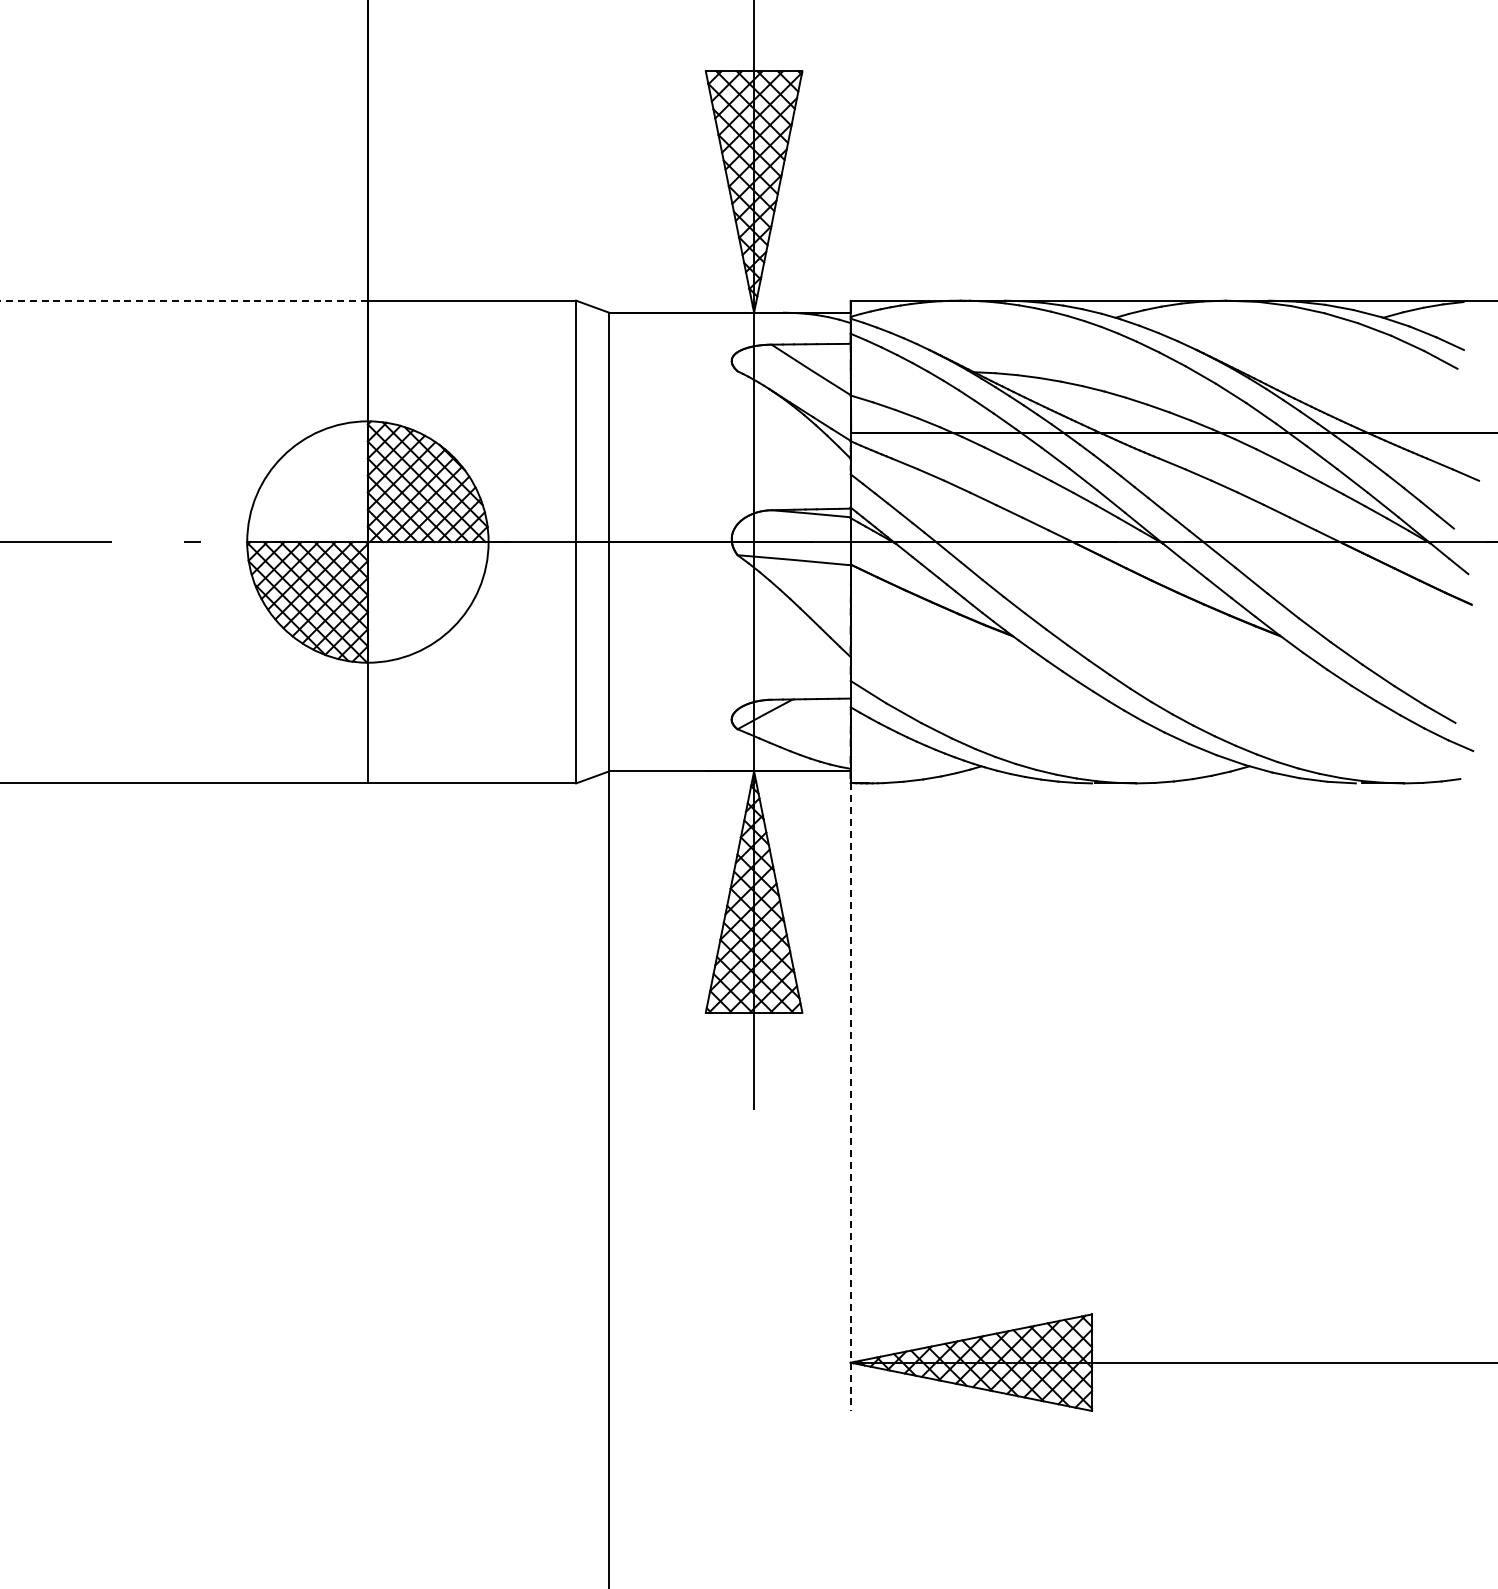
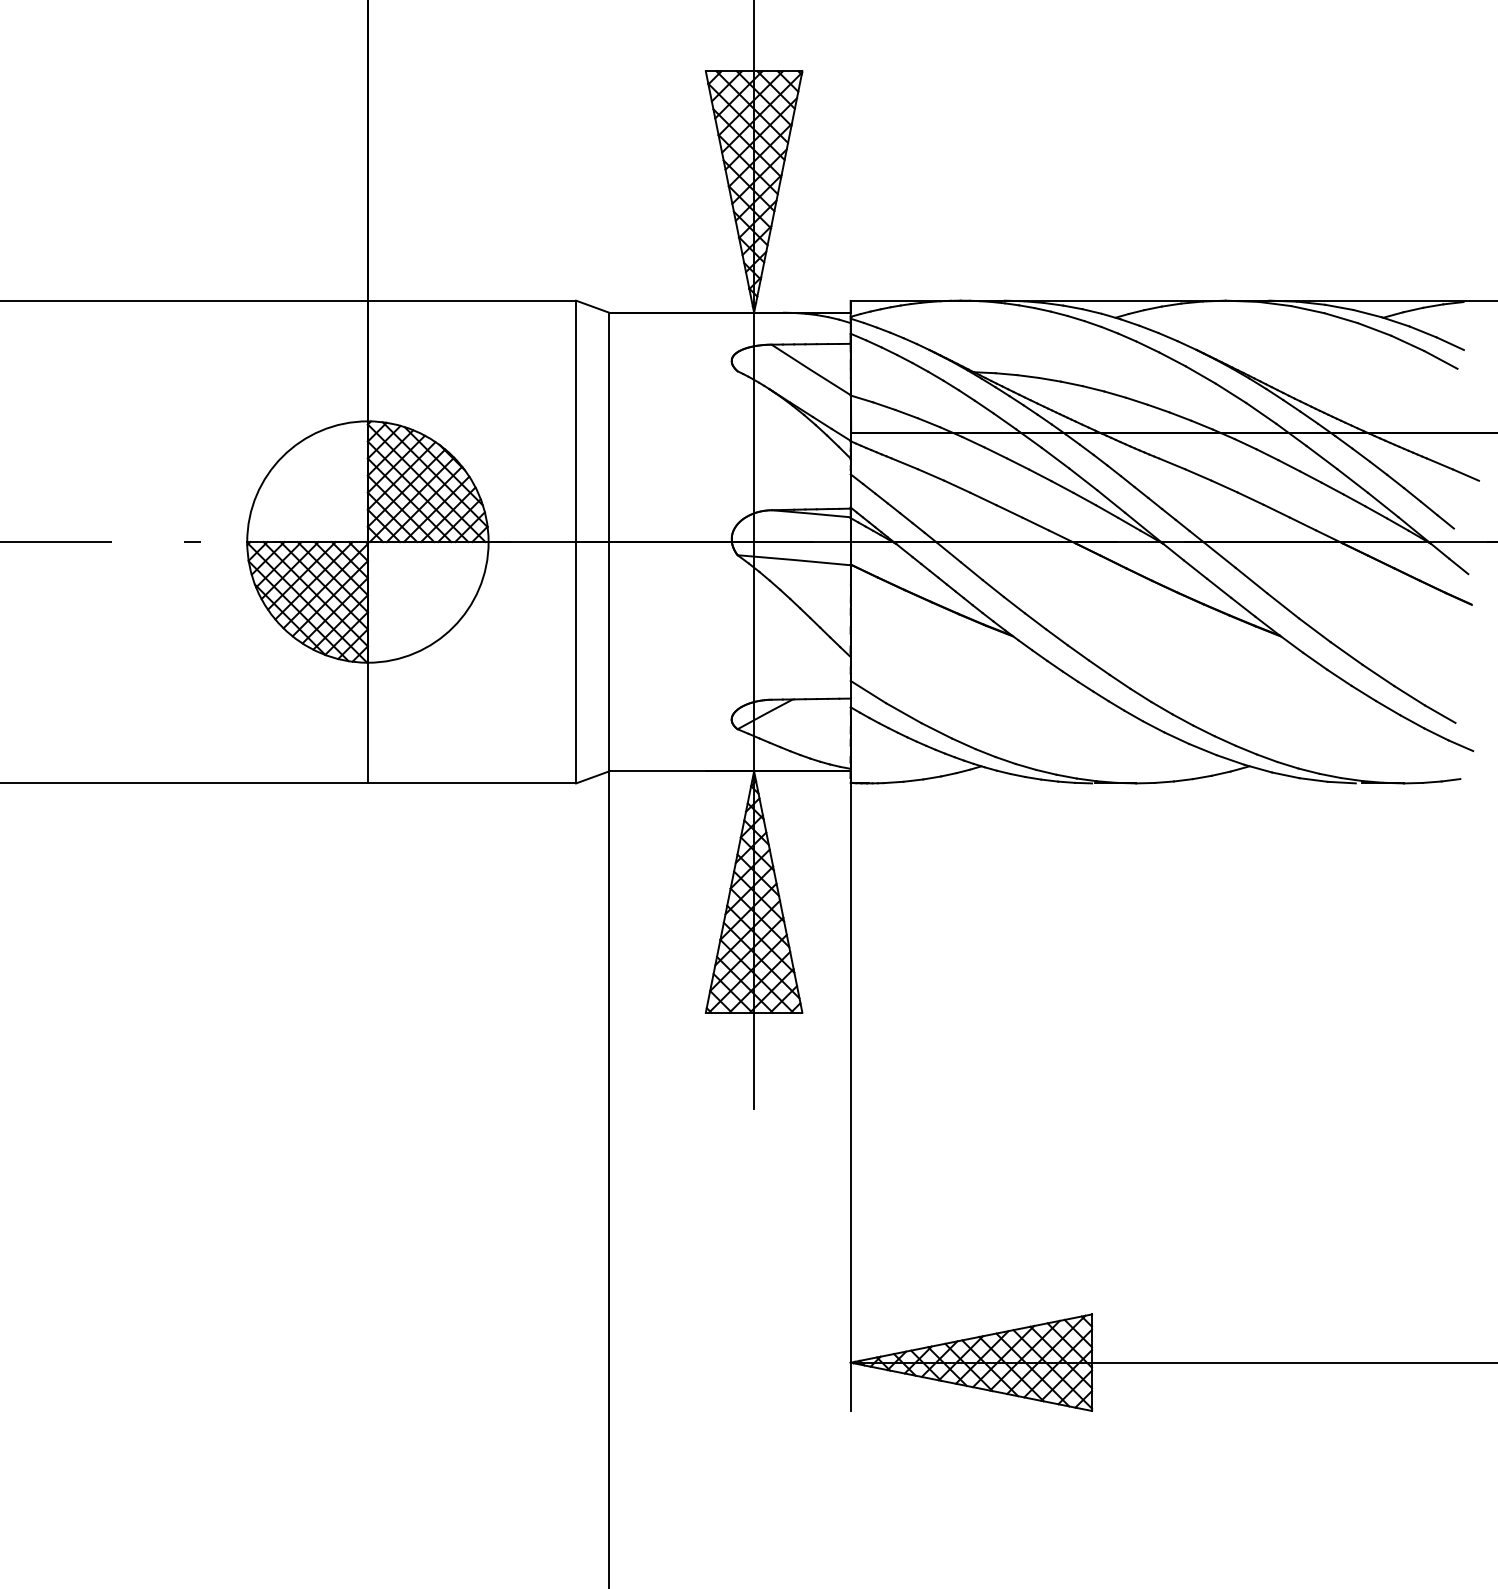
line: dashed -> solid (183, 300)
line: dashed -> solid (850, 1097)
